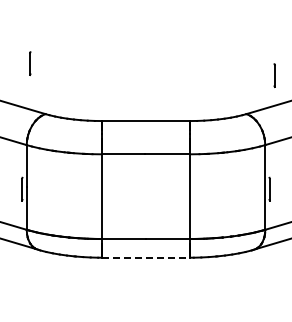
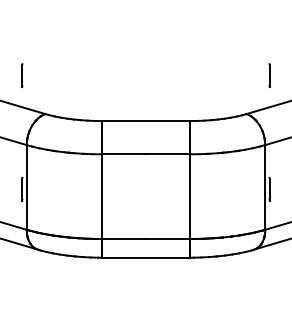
line position: (30, 63) -> (22, 75) (22, 75)
line position: (274, 75) -> (269, 75) (269, 75)
line: dashed -> solid (146, 257)
